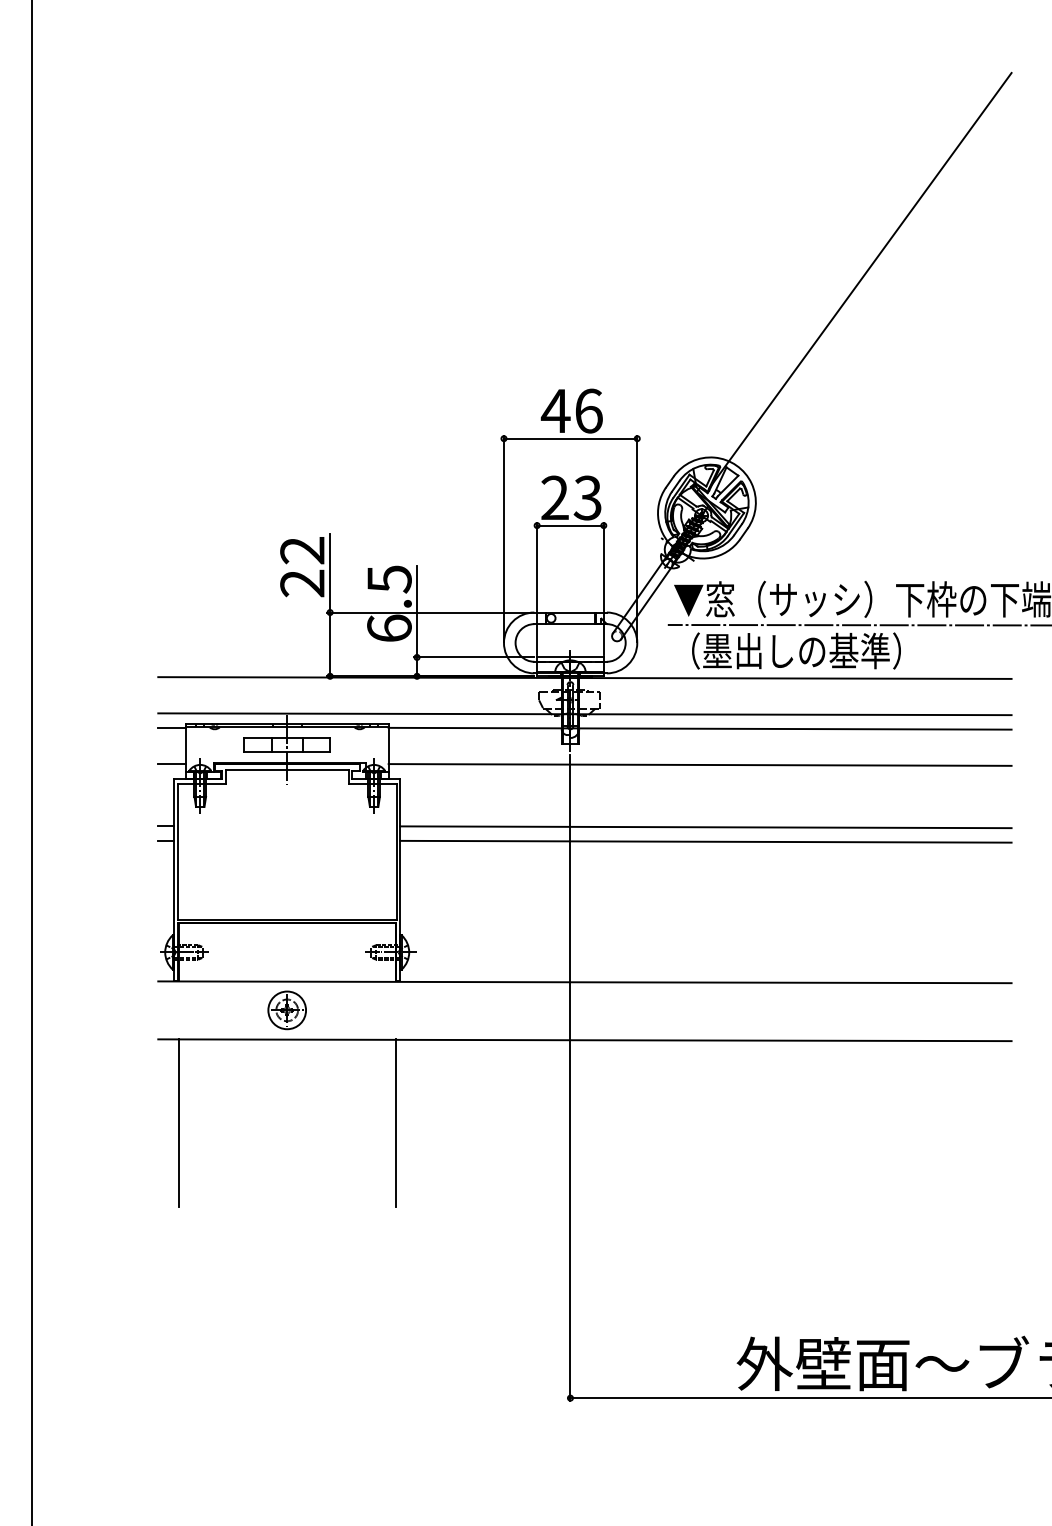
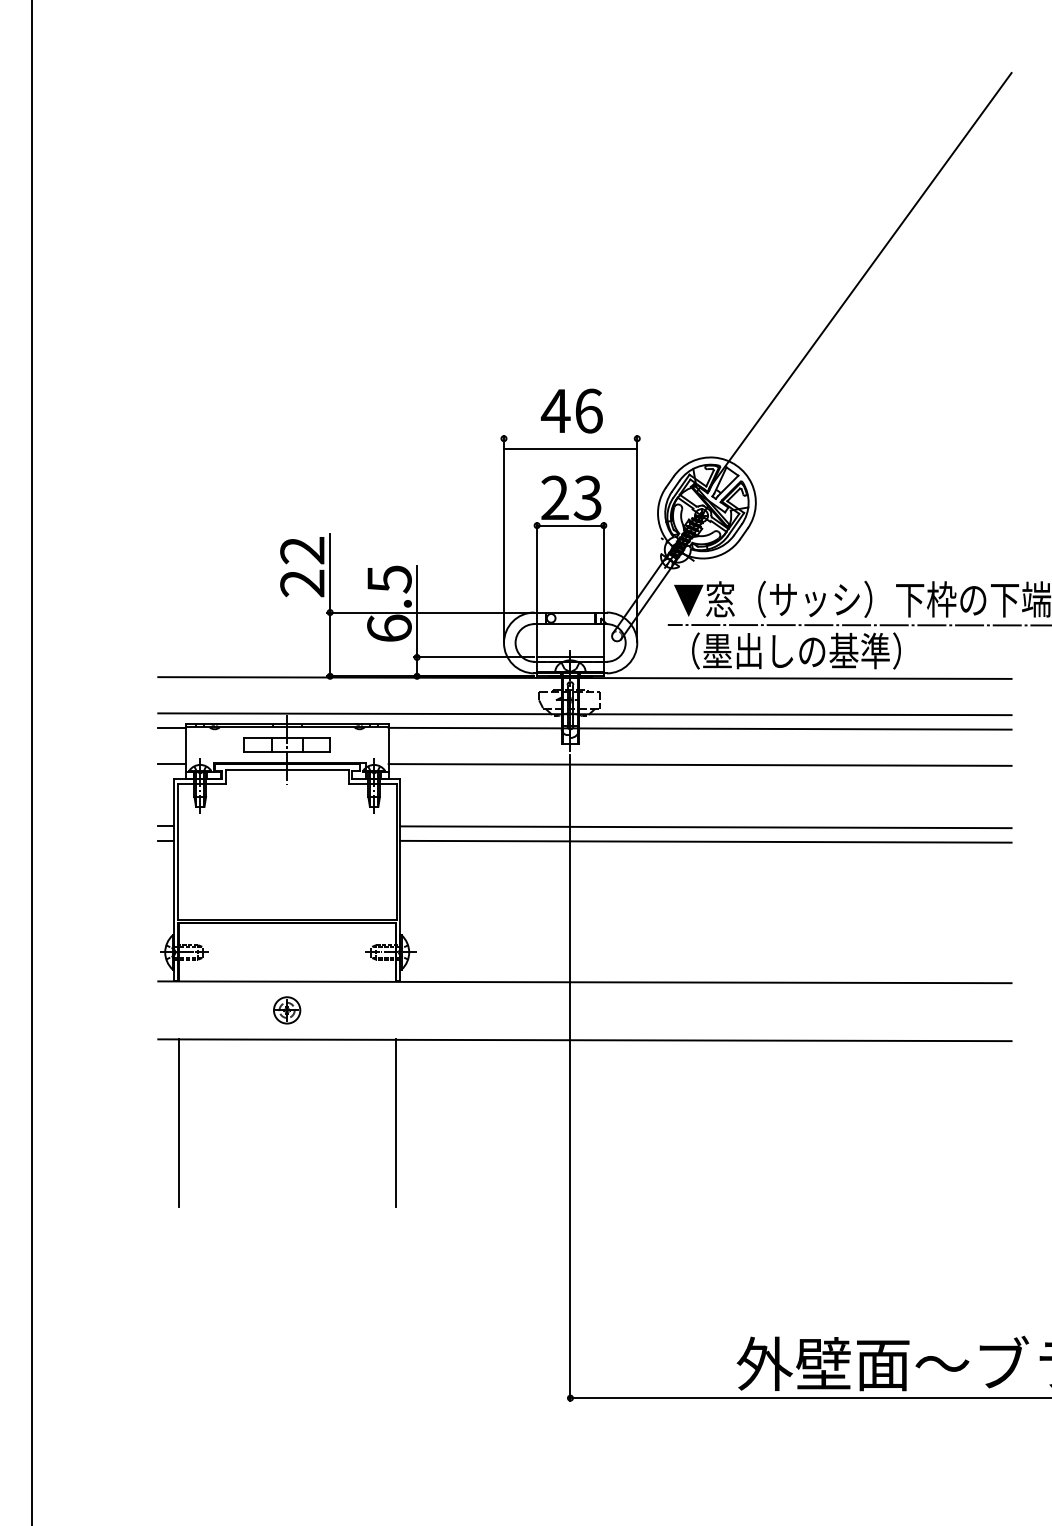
line position: (570, 438) -> (570, 448) (570, 448)
part size: 40x41 px -> 29x29 px (287, 1010)
